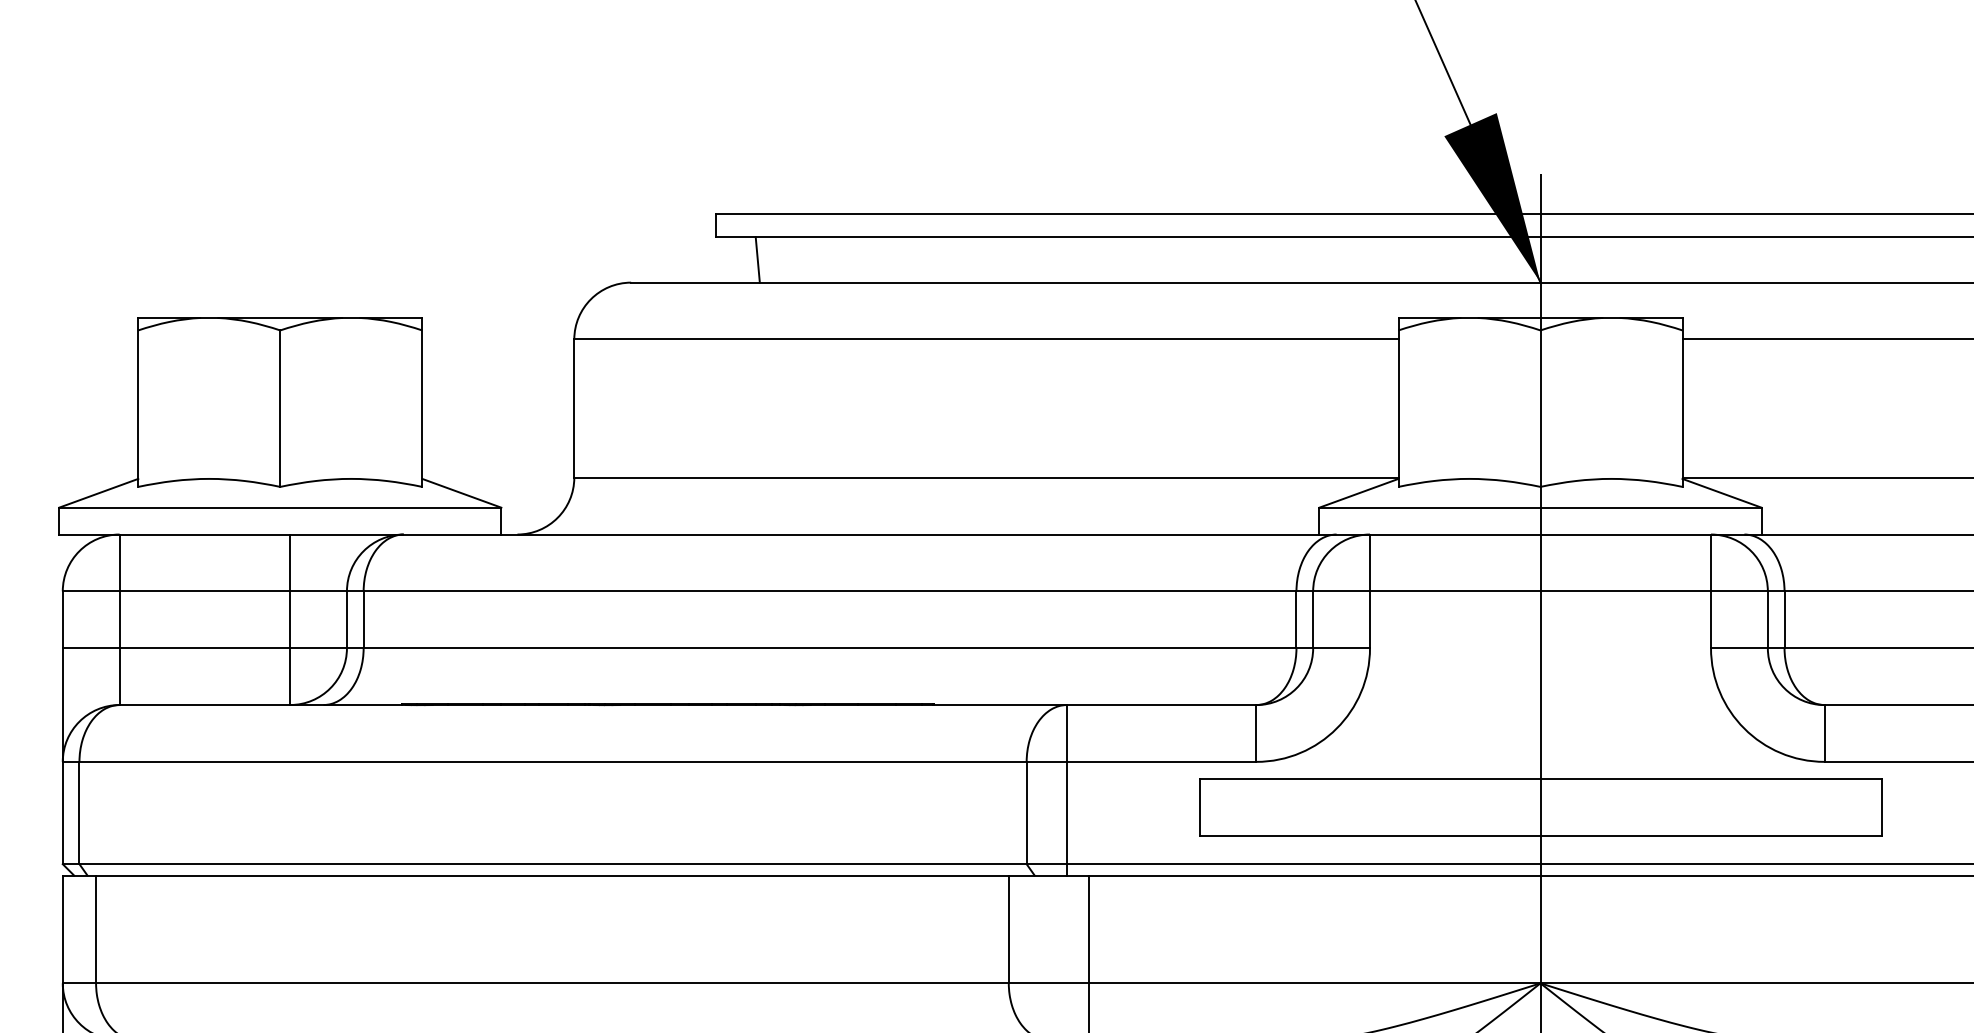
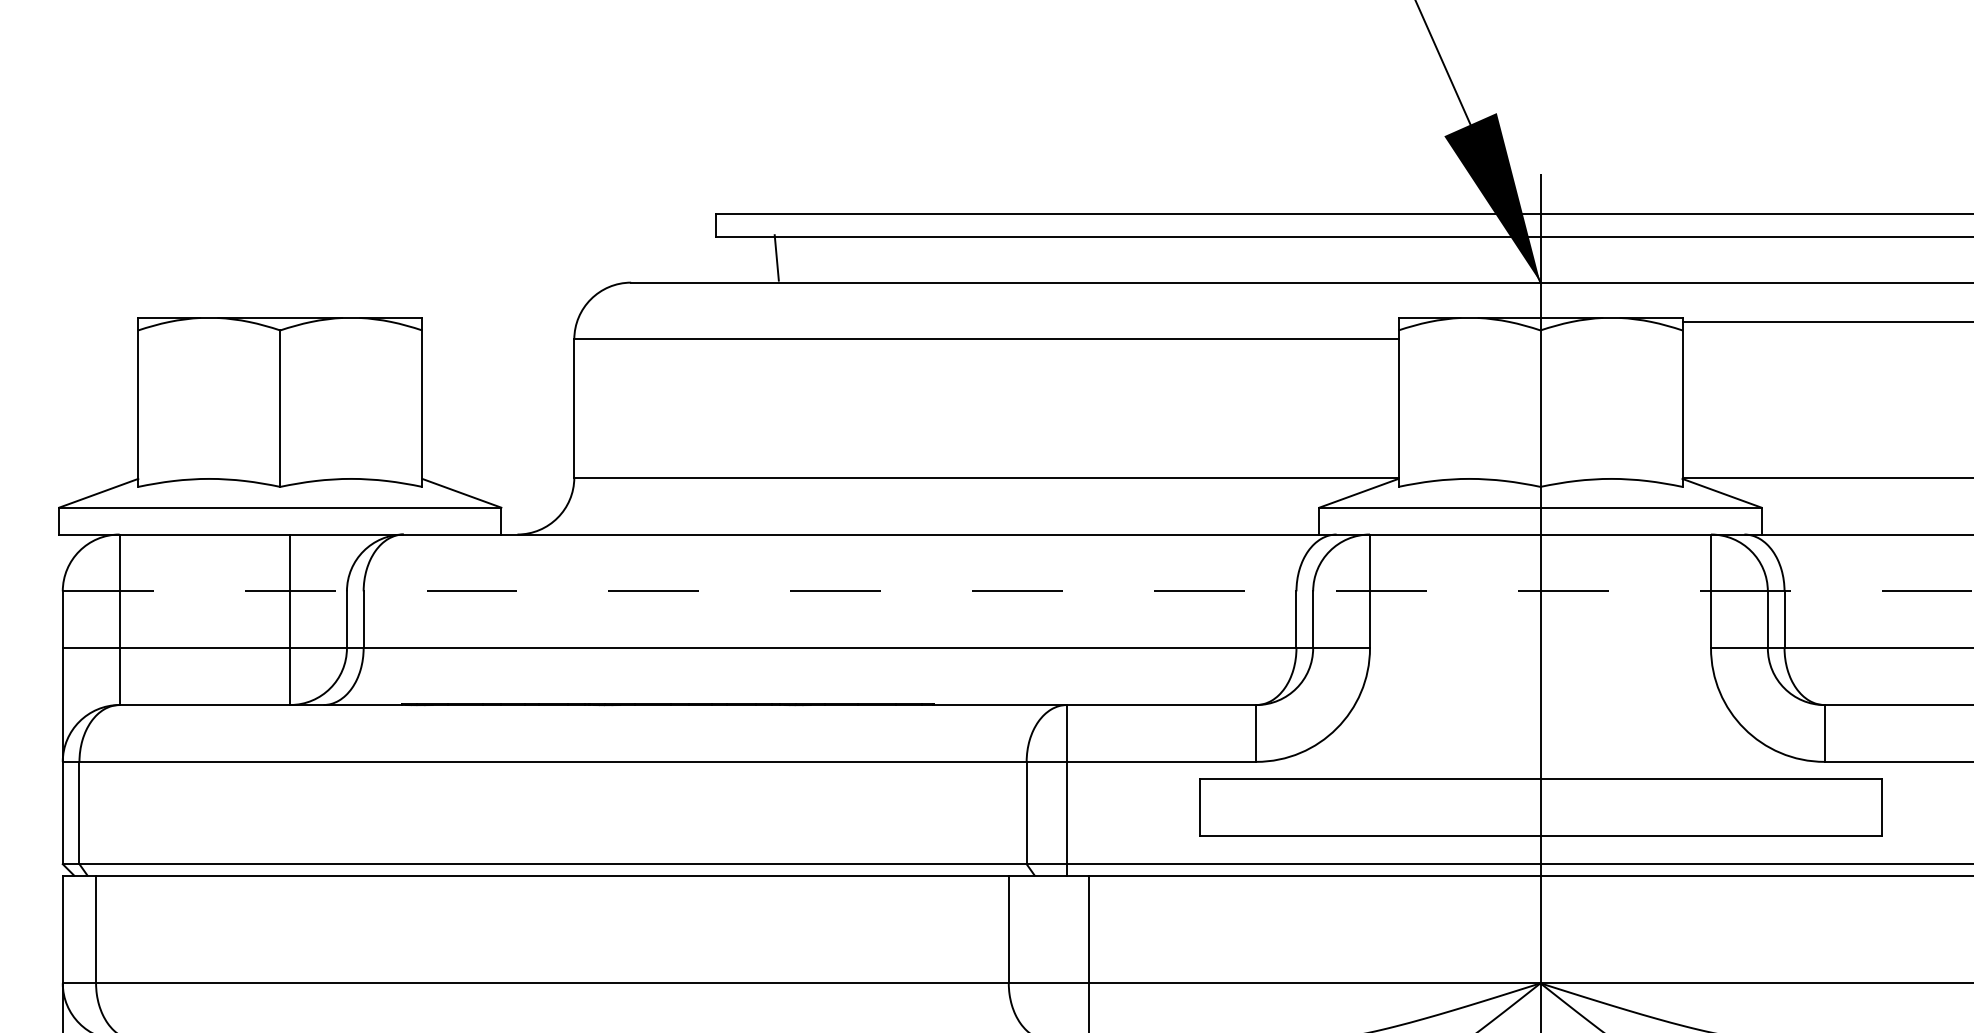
line position: (757, 259) -> (776, 257) (776, 257)
line position: (1826, 339) -> (1826, 322) (1826, 322)
line: solid -> dashed (1018, 591)
